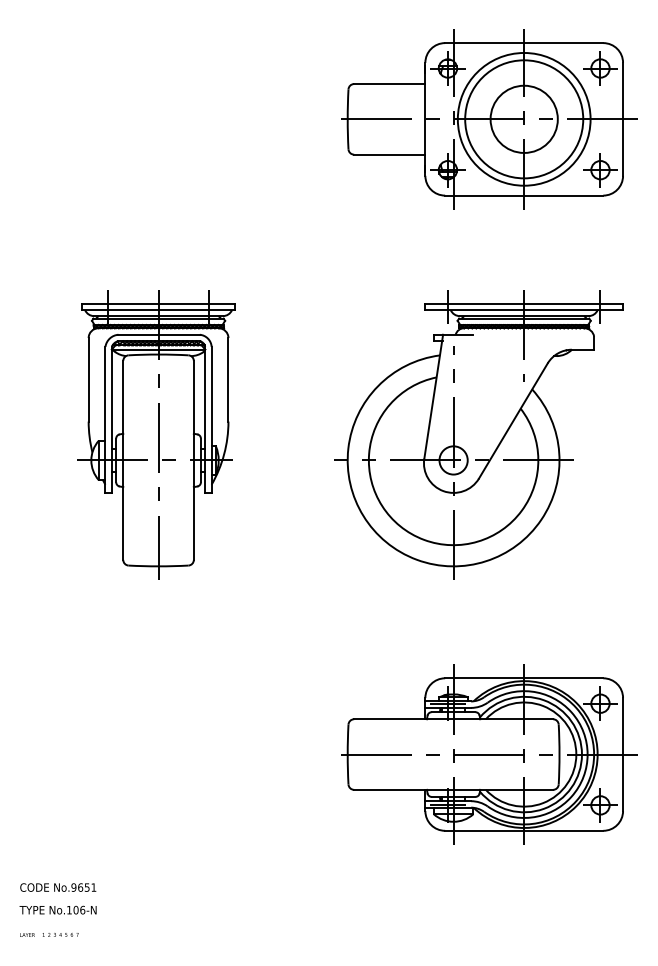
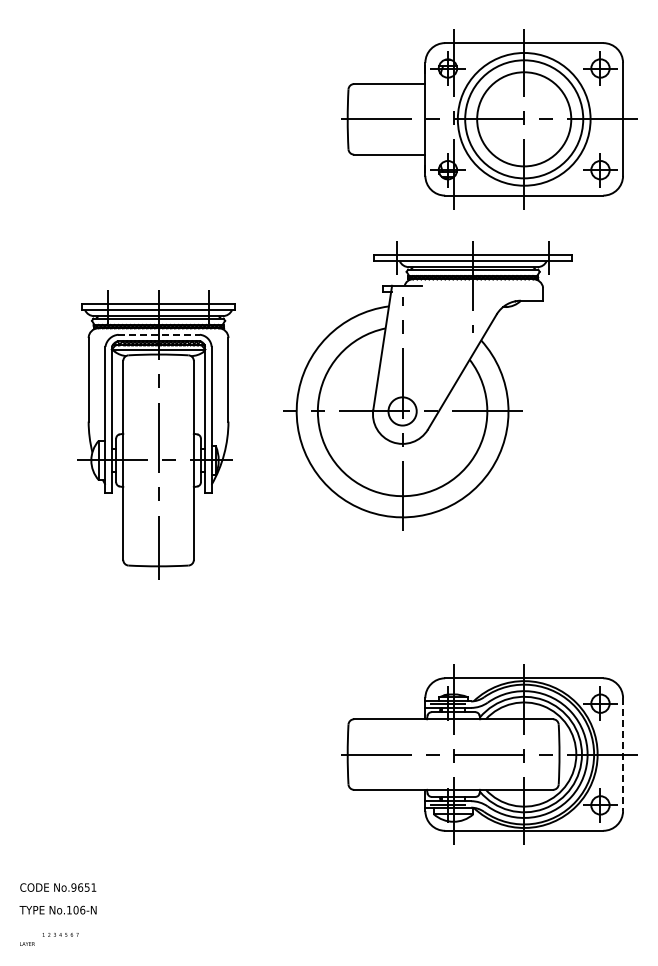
circle diameter: 67 px -> 94 px (524, 119)
line: solid -> dashed (159, 334)
part position: (478, 434) -> (427, 385) (427, 385)
line: solid -> dashed (623, 755)
text position: (27, 934) -> (27, 943) (27, 943)
